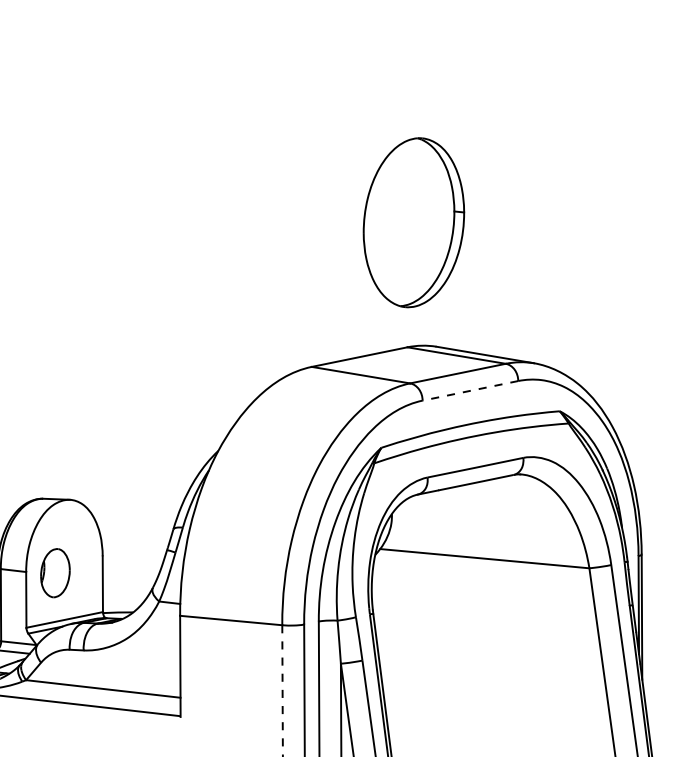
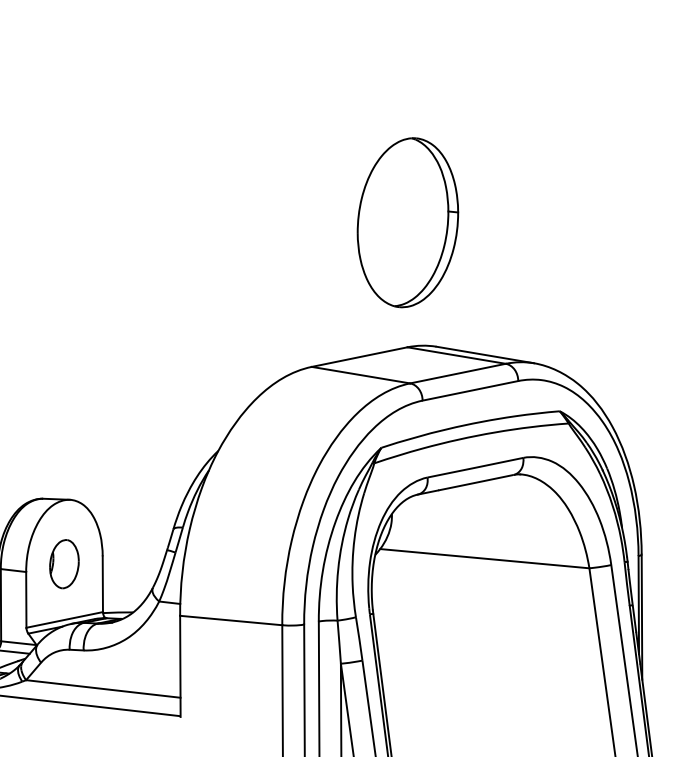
part position: (413, 222) -> (407, 222) (407, 222)
line: dashed -> solid (470, 390)
part position: (55, 573) -> (64, 564) (64, 564)
line: dashed -> solid (282, 691)
